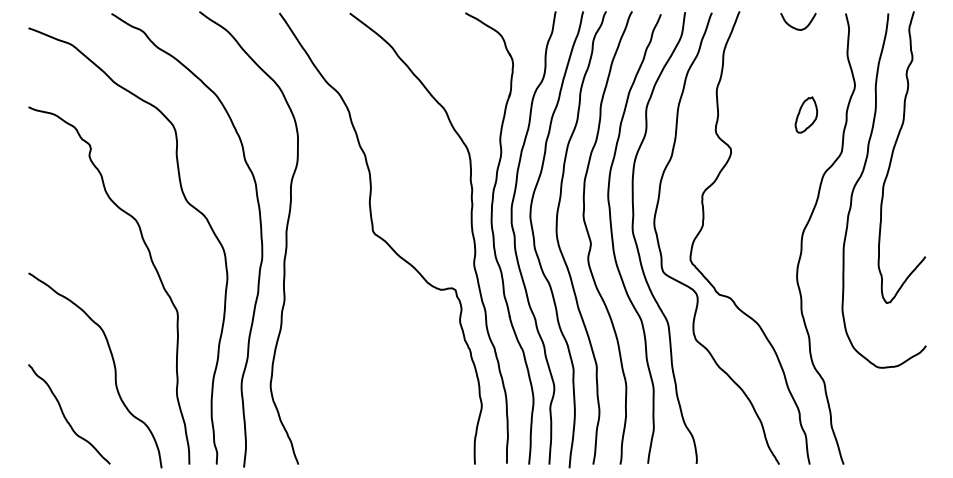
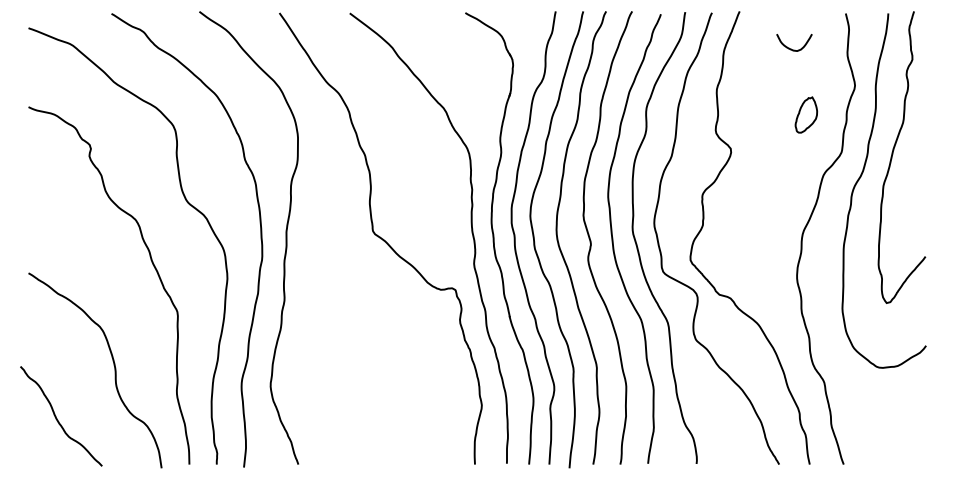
curve position: (795, 27) -> (791, 48) (791, 48)
curve position: (65, 416) -> (57, 418) (57, 418)
